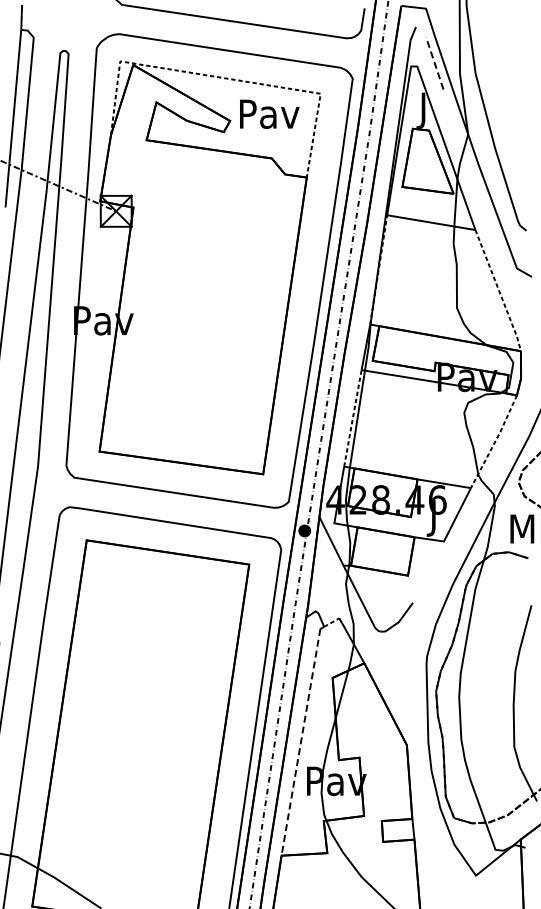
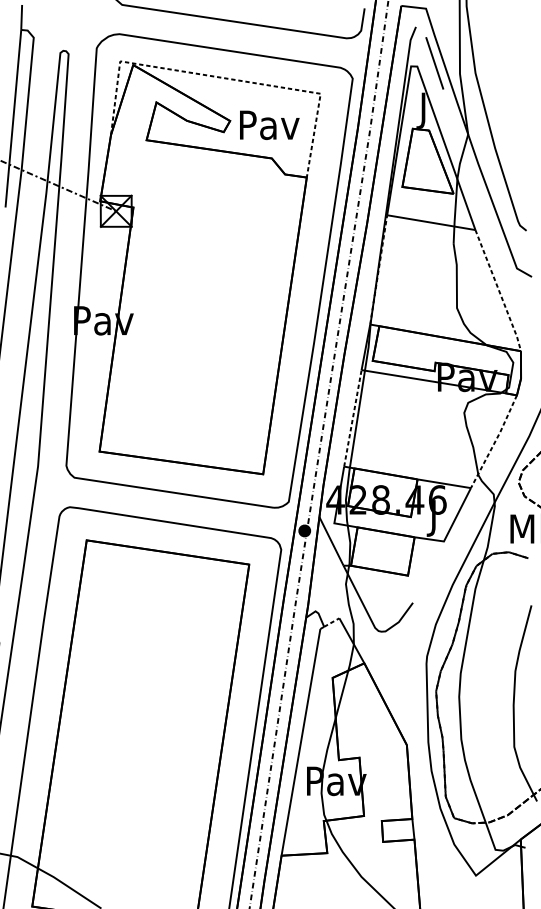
line: dashed -> solid (434, 63)
text position: (269, 113) -> (269, 124) (269, 124)
line: dashed -> solid (300, 742)
